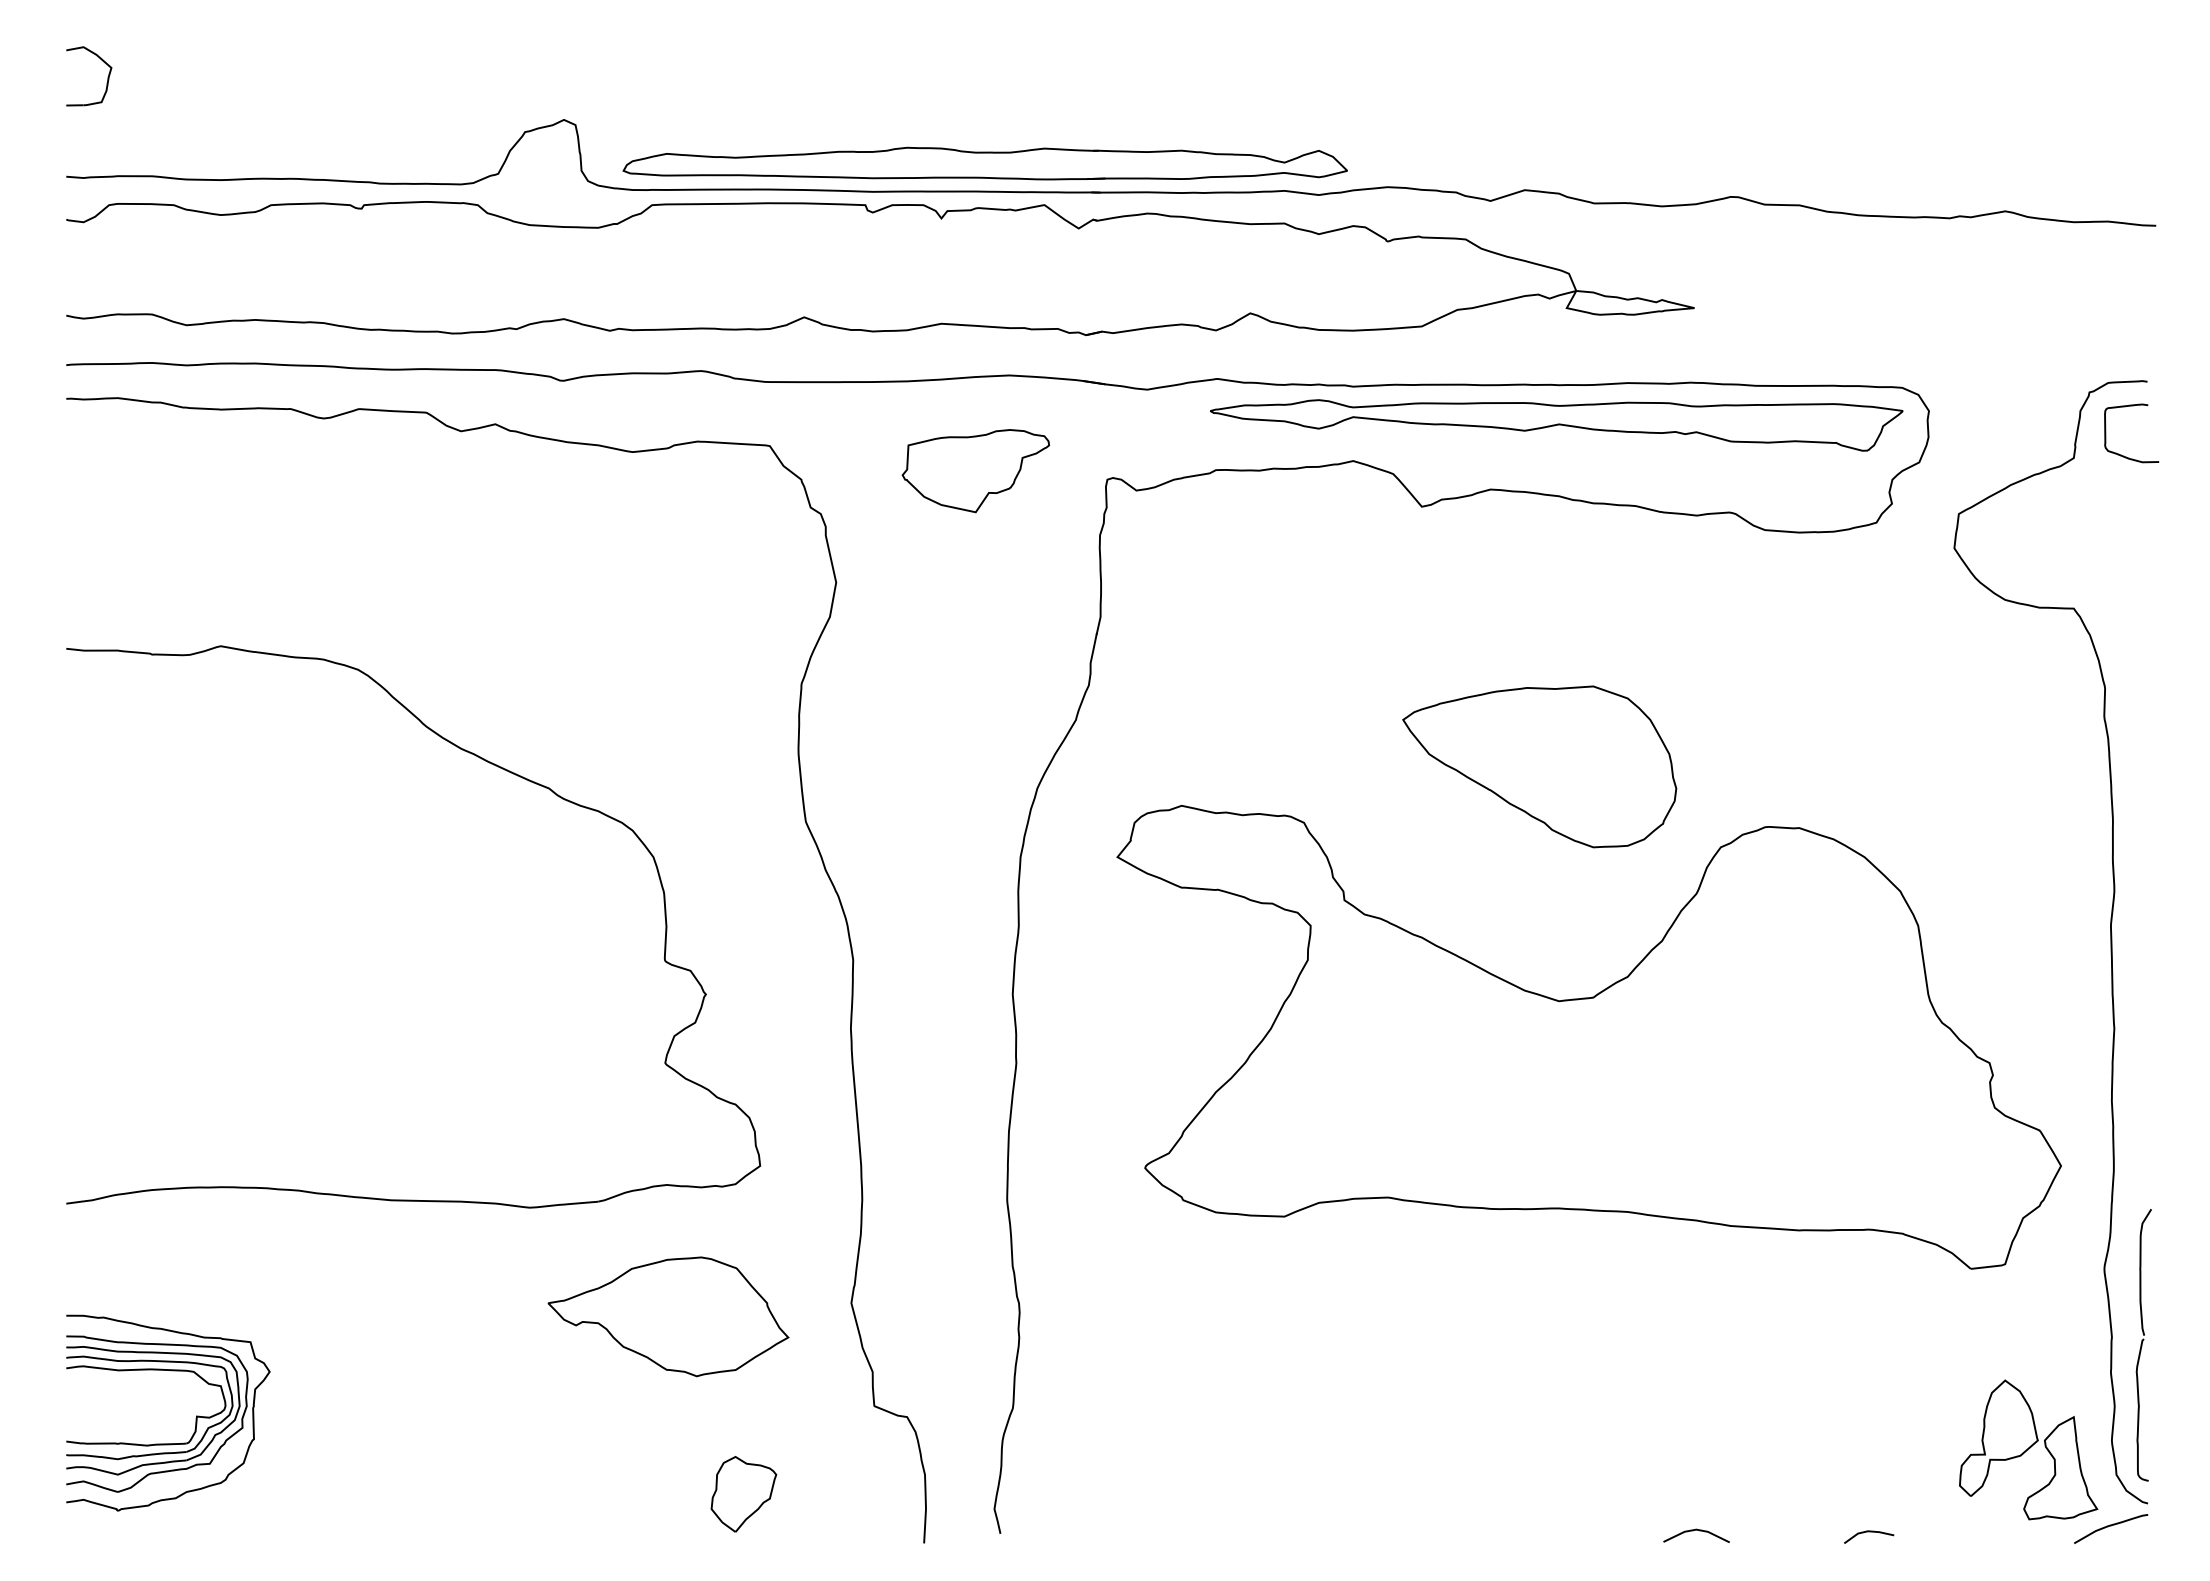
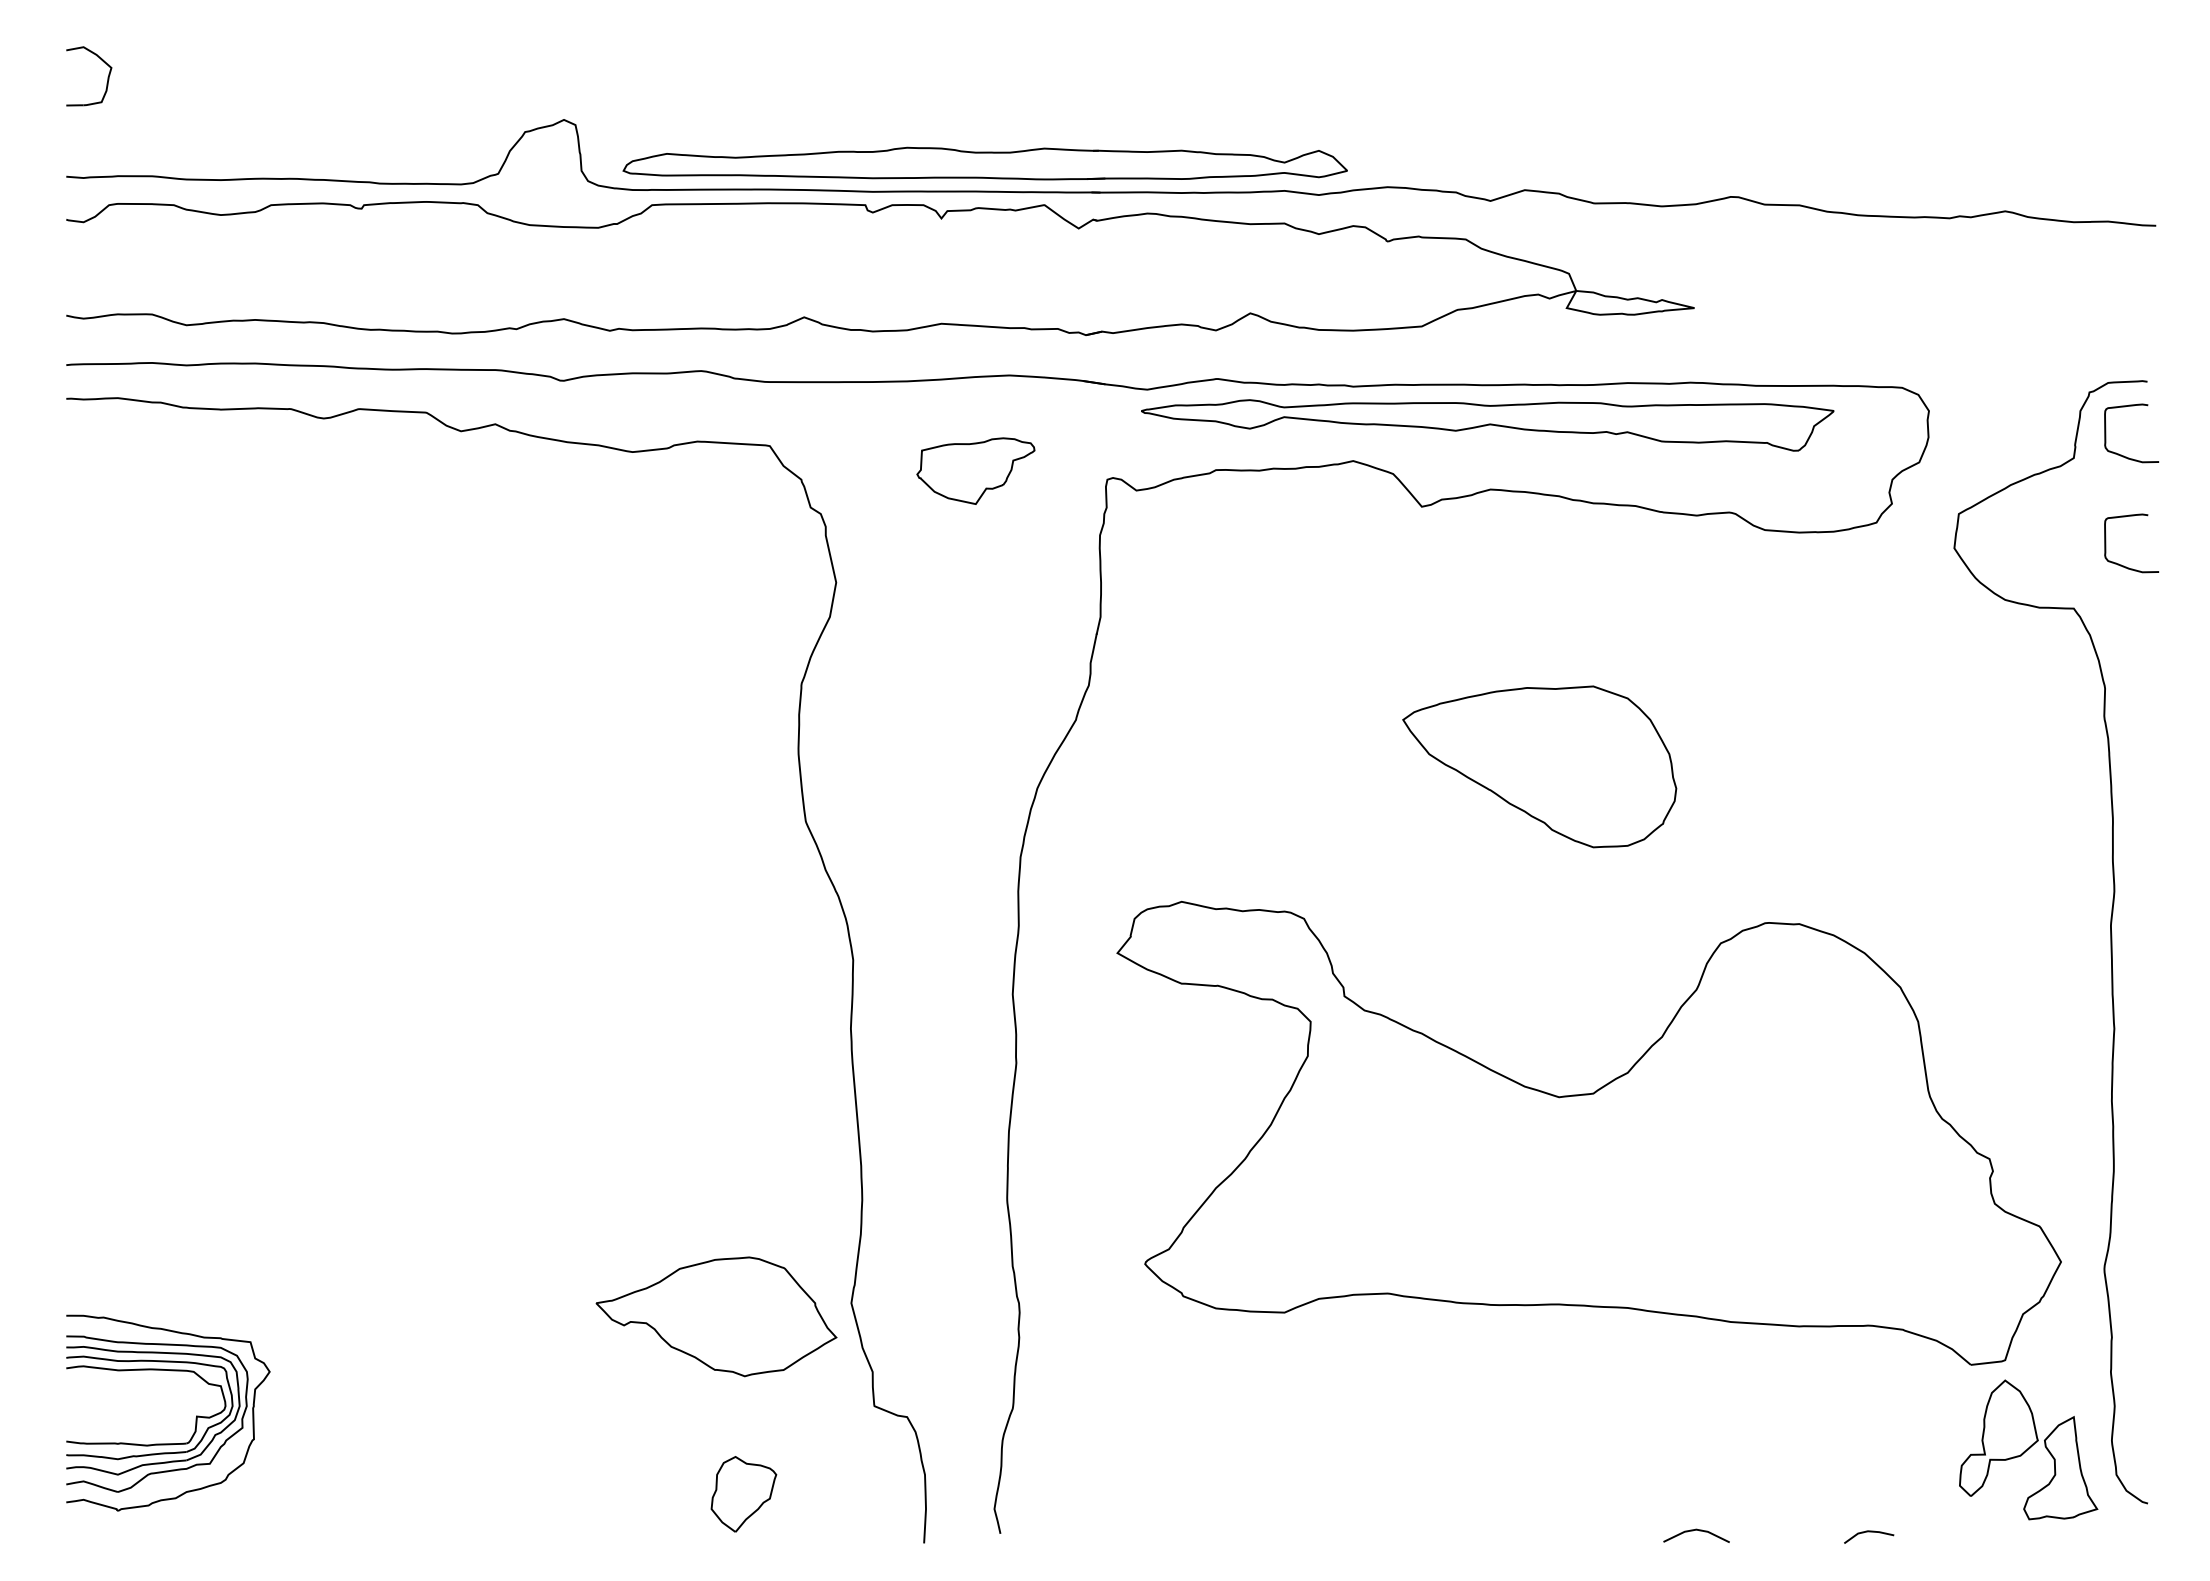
part position: (1556, 425) -> (1487, 425) (1487, 425)
part size: 150x85 px -> 120x68 px (975, 470)
curve: none -> present (2121, 564)
part: present -> none (493, 765)
part position: (1588, 1036) -> (1588, 1132) (1588, 1132)
part position: (668, 1316) -> (716, 1316) (716, 1316)
part: present -> none (2143, 1345)
curve: present -> none (2111, 1526)
